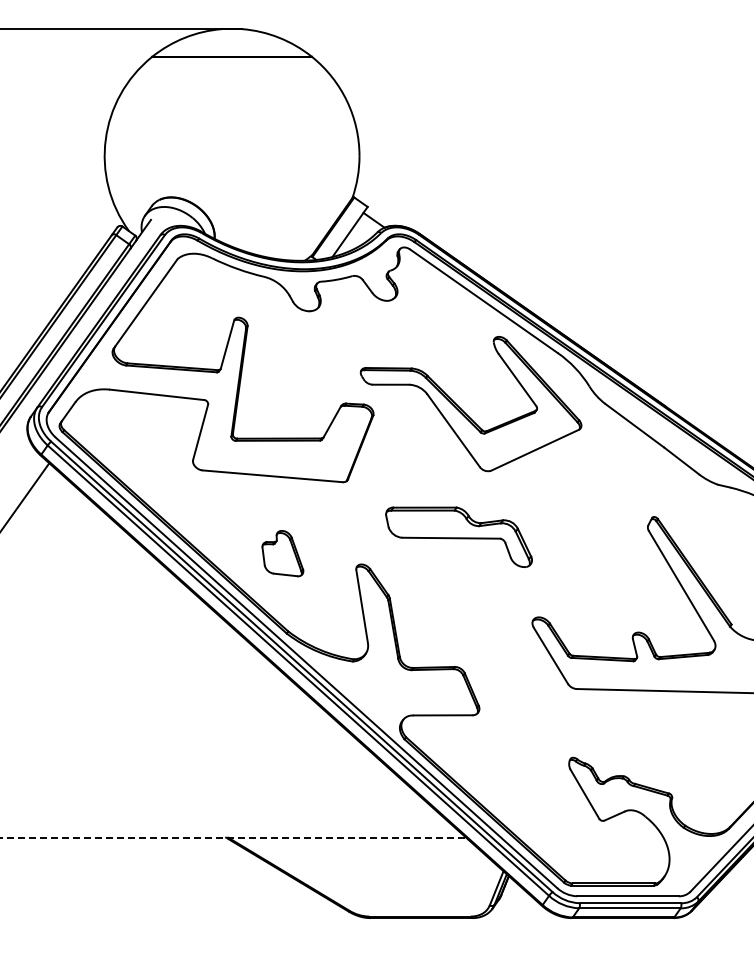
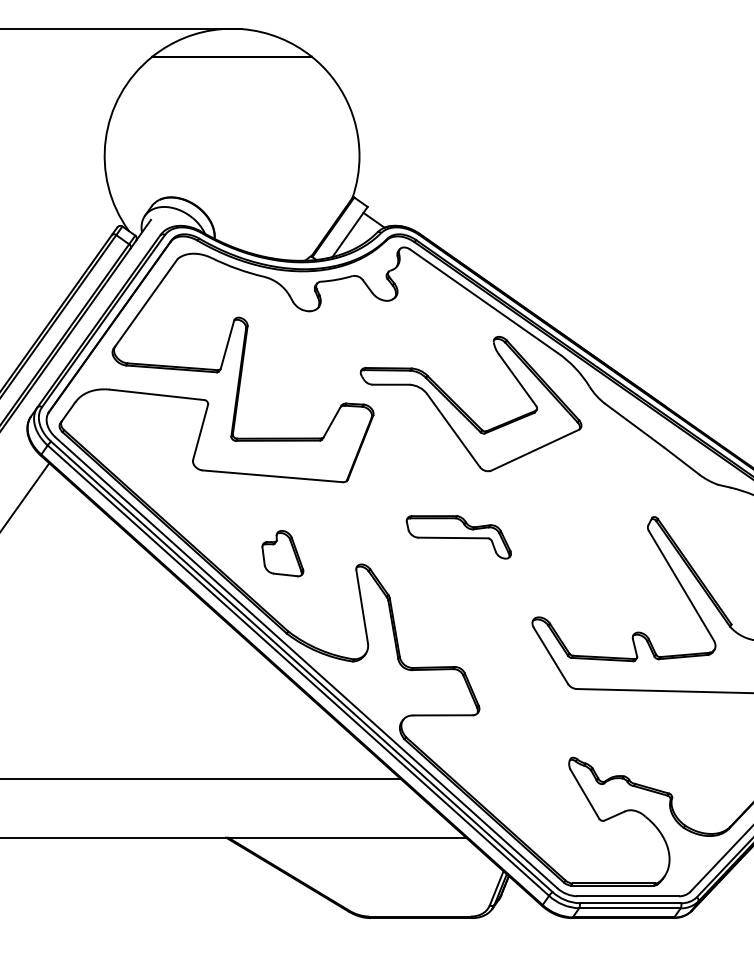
part size: 148x62 px -> 107x45 px (458, 537)
line: none -> present (201, 779)
line: dashed -> solid (233, 837)
